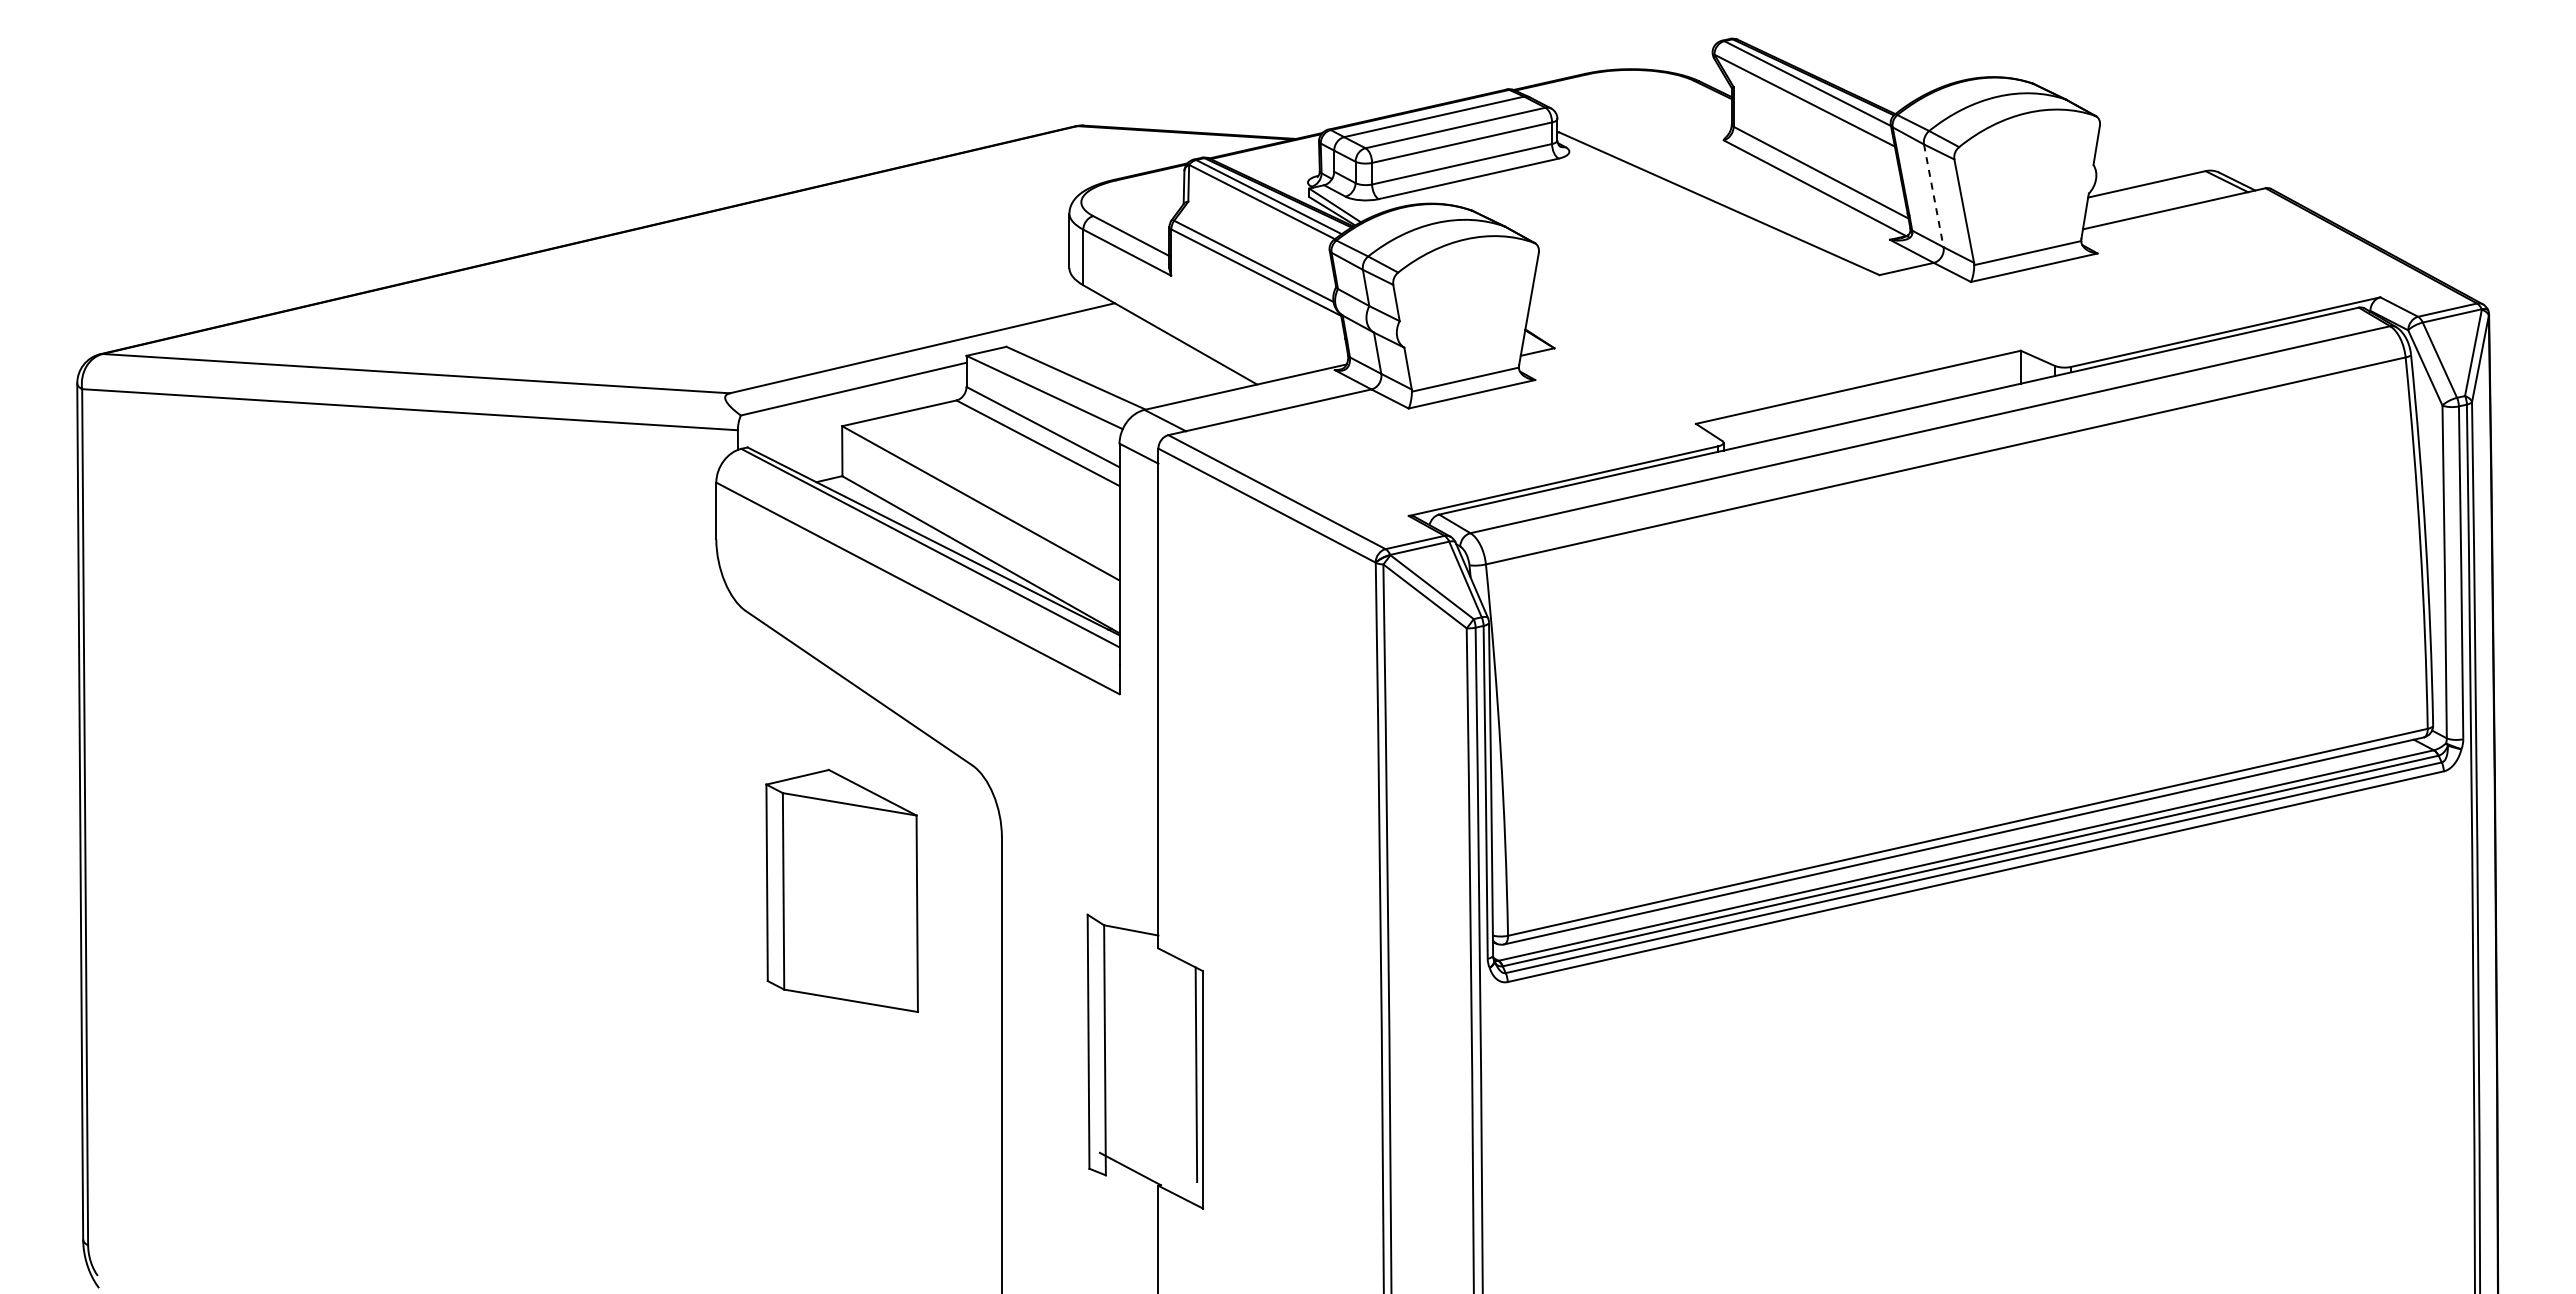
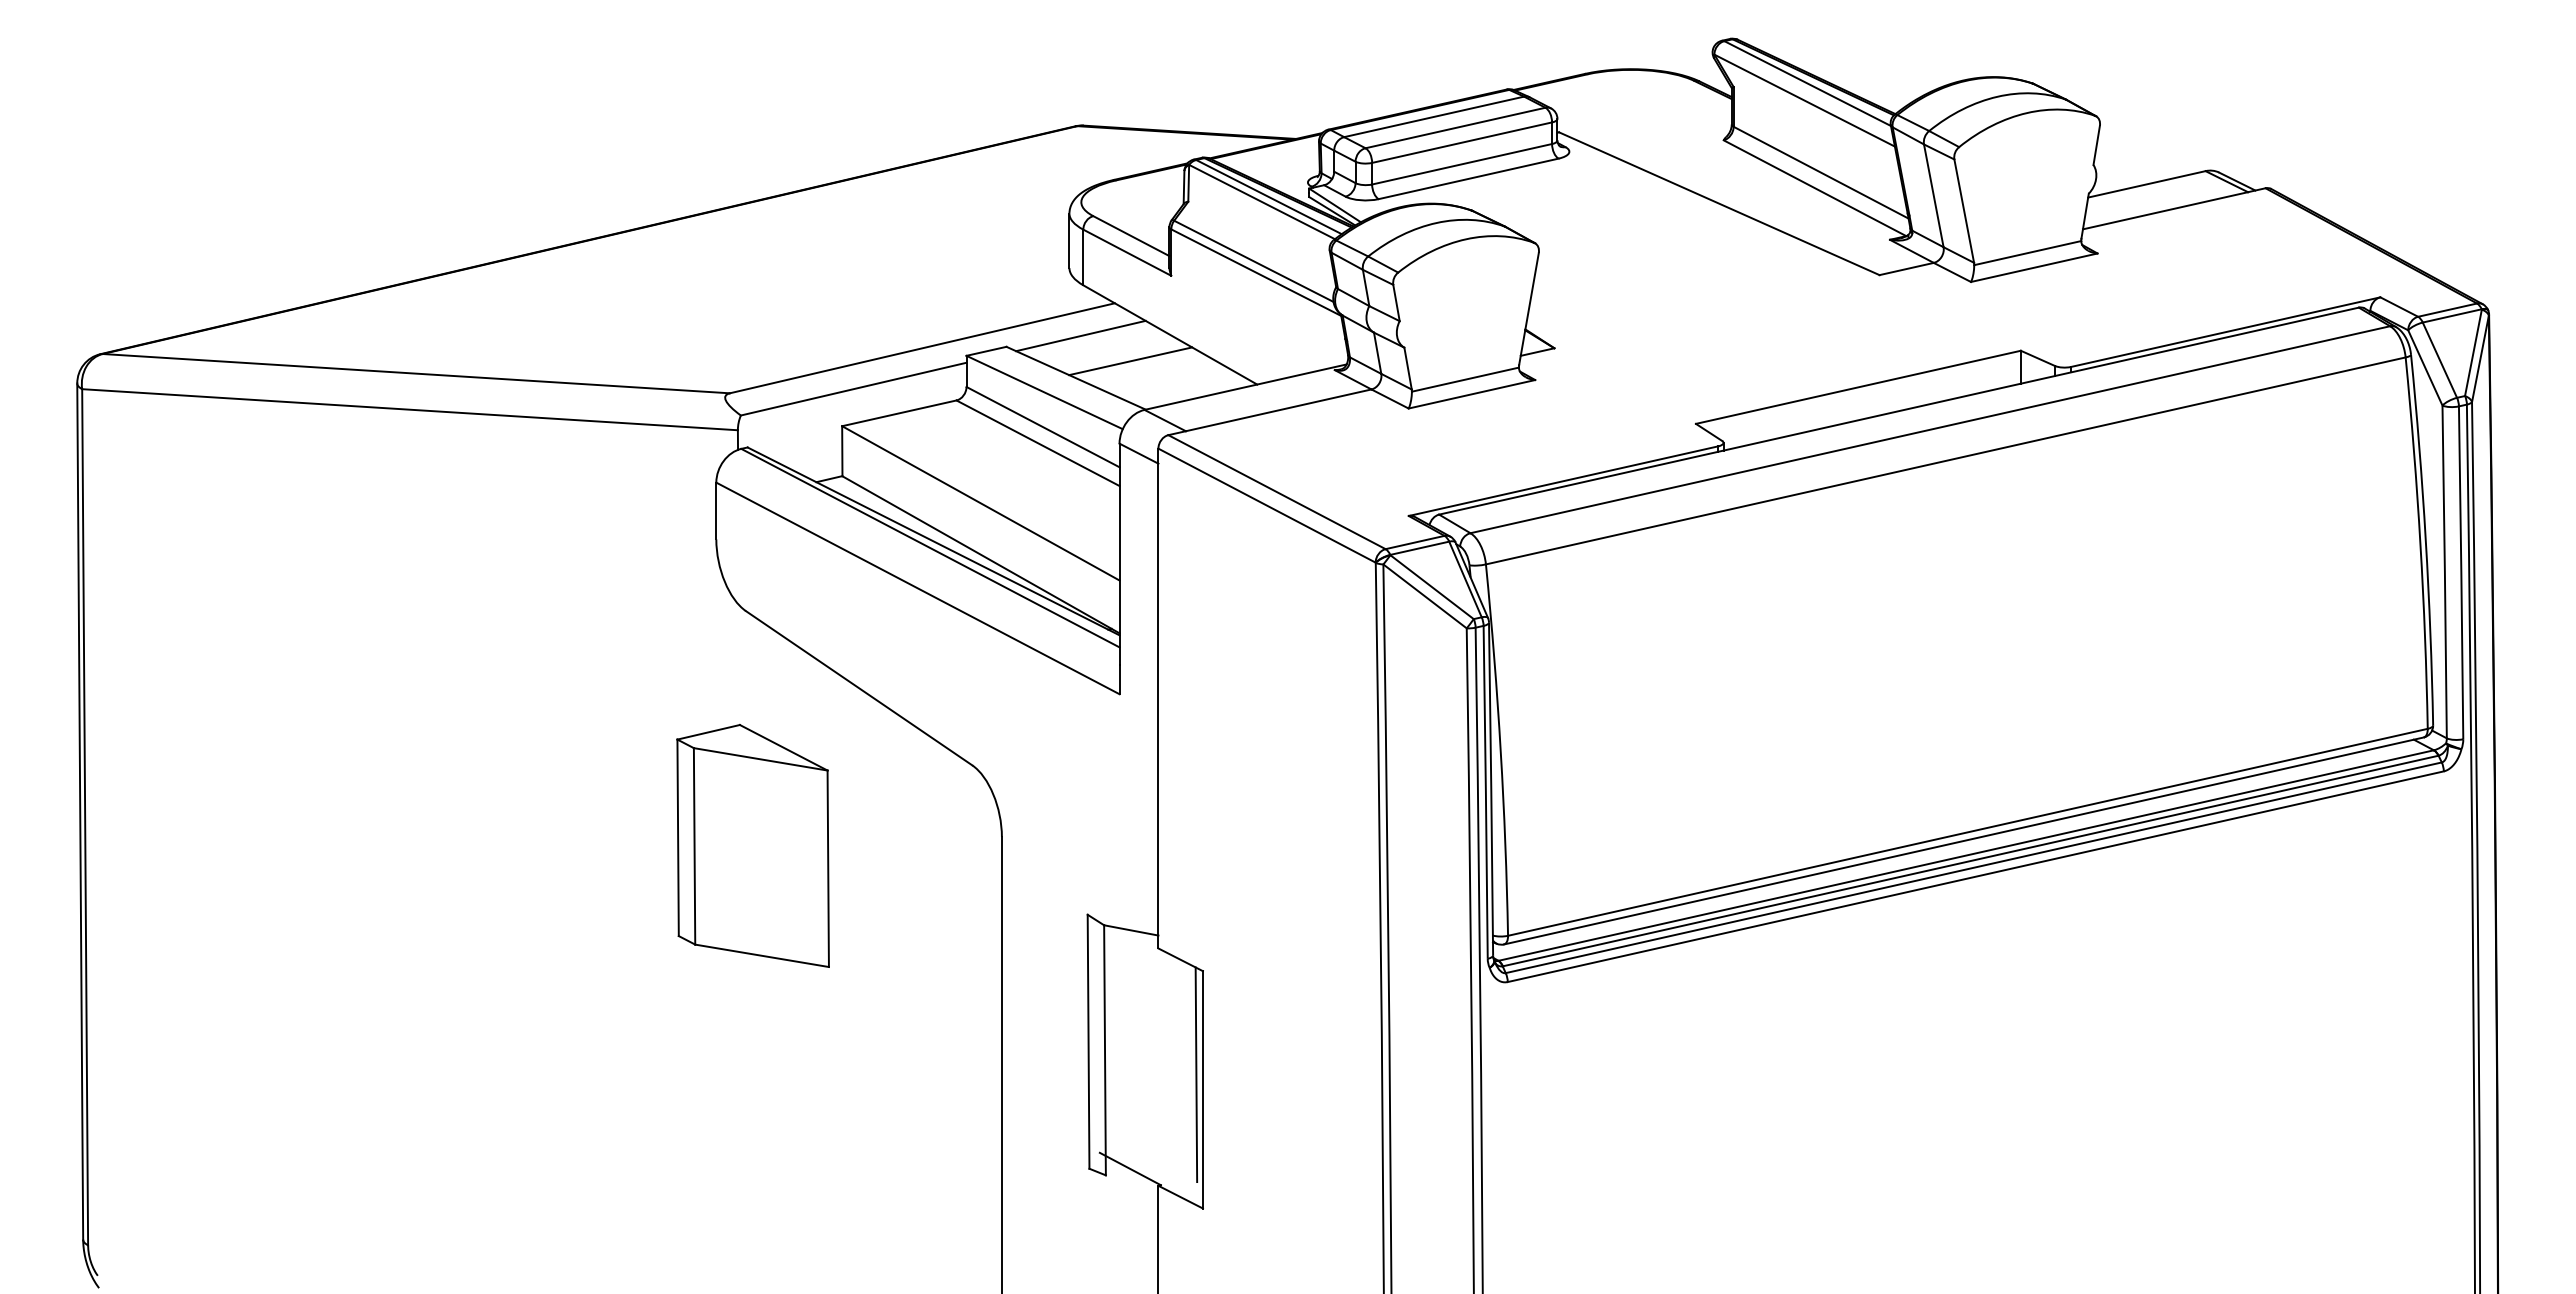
line: dashed -> solid (1933, 196)
line: none -> present (1080, 335)
line: none -> present (1130, 361)
part position: (841, 890) -> (752, 845) (752, 845)
